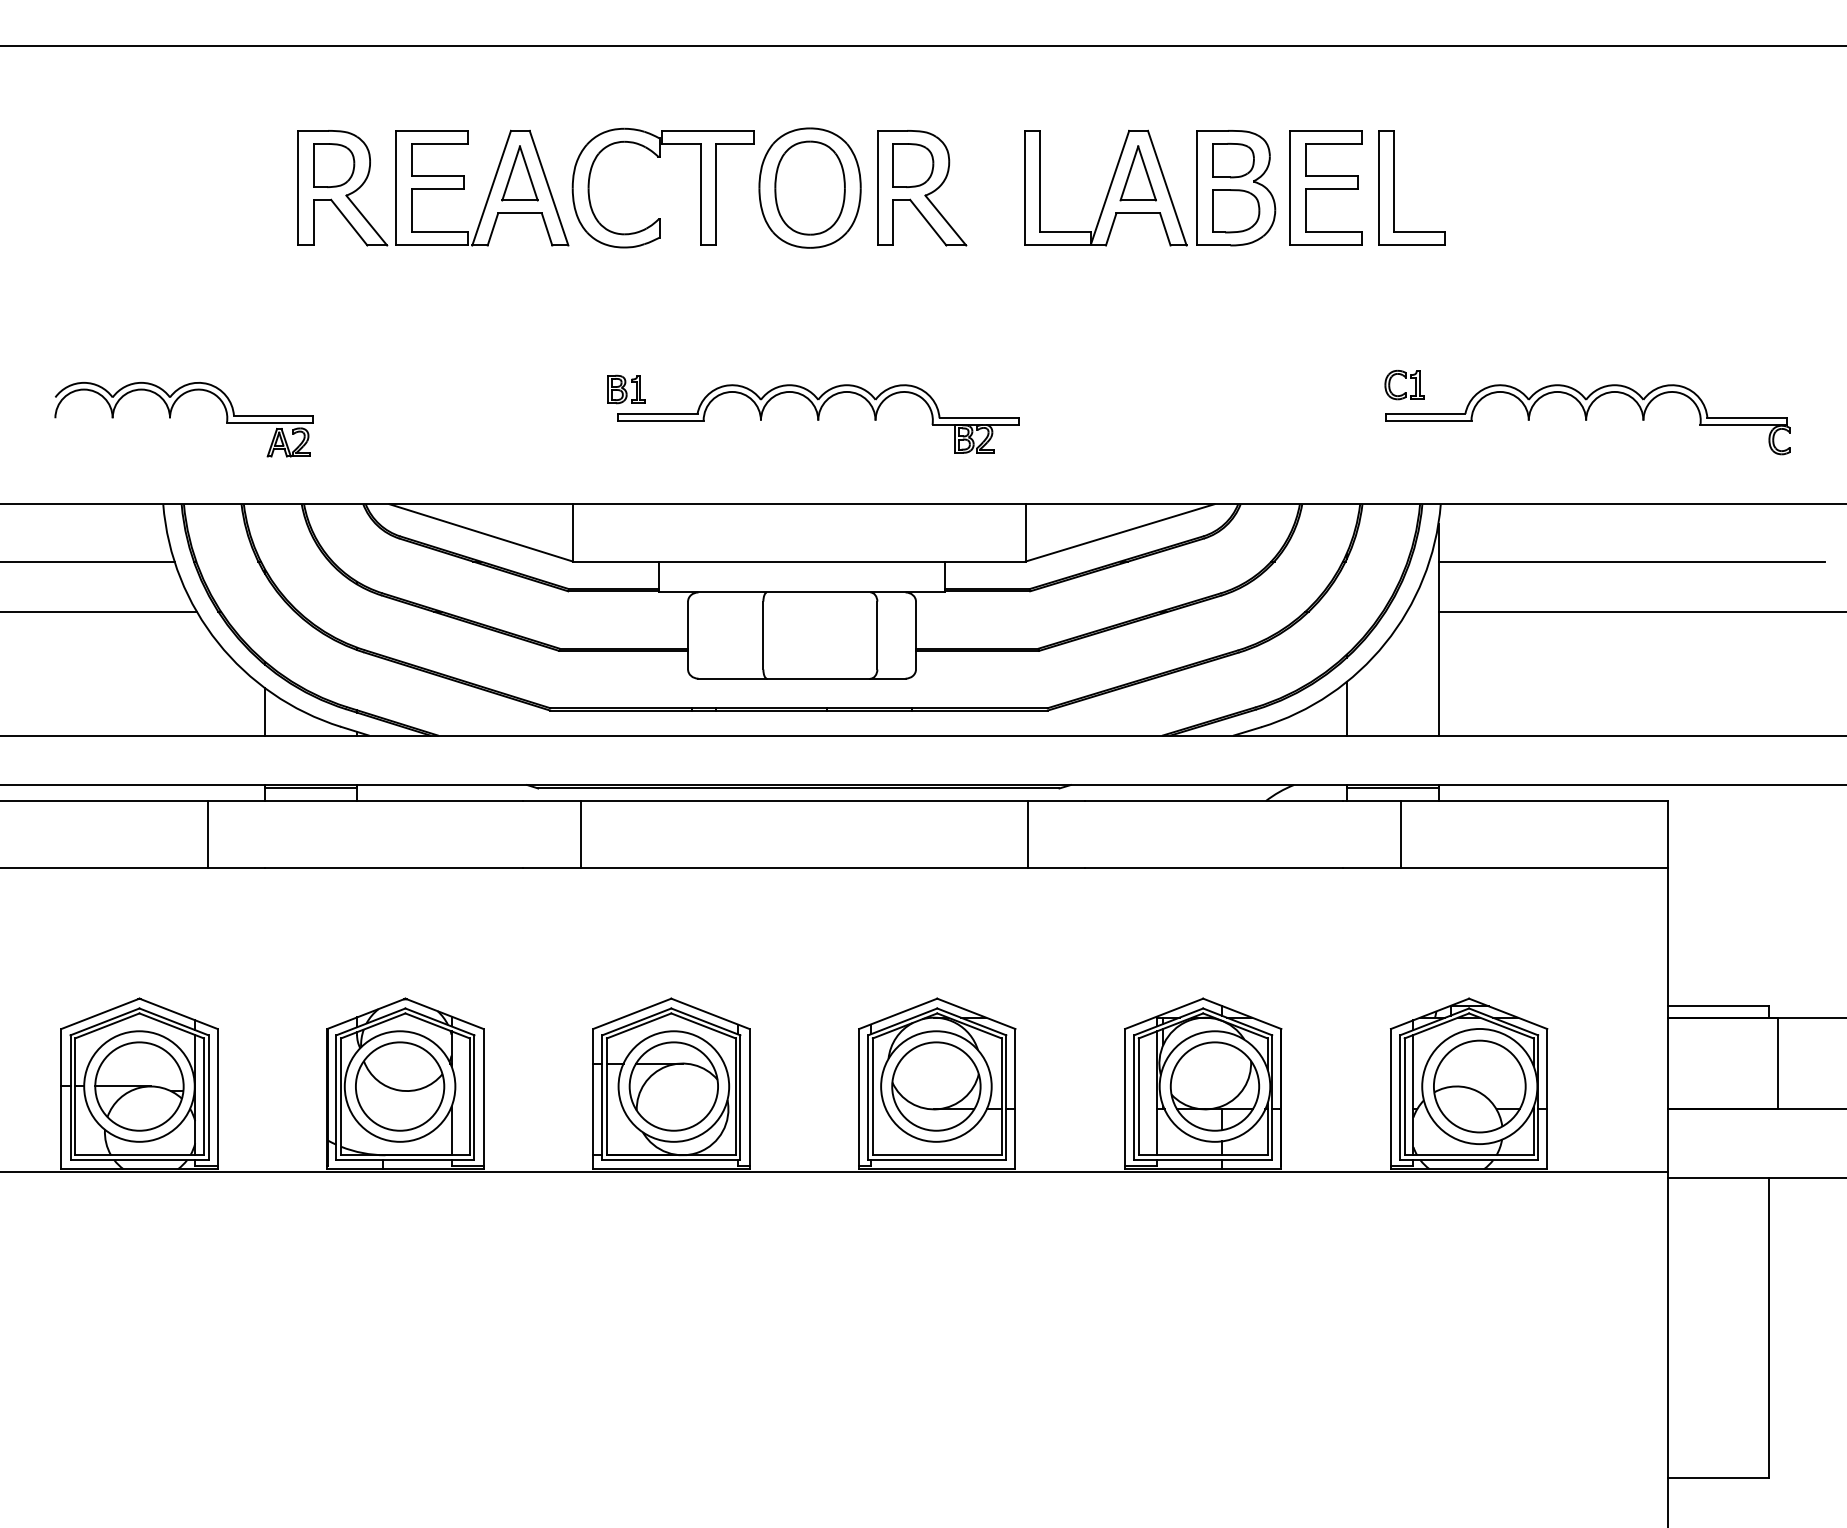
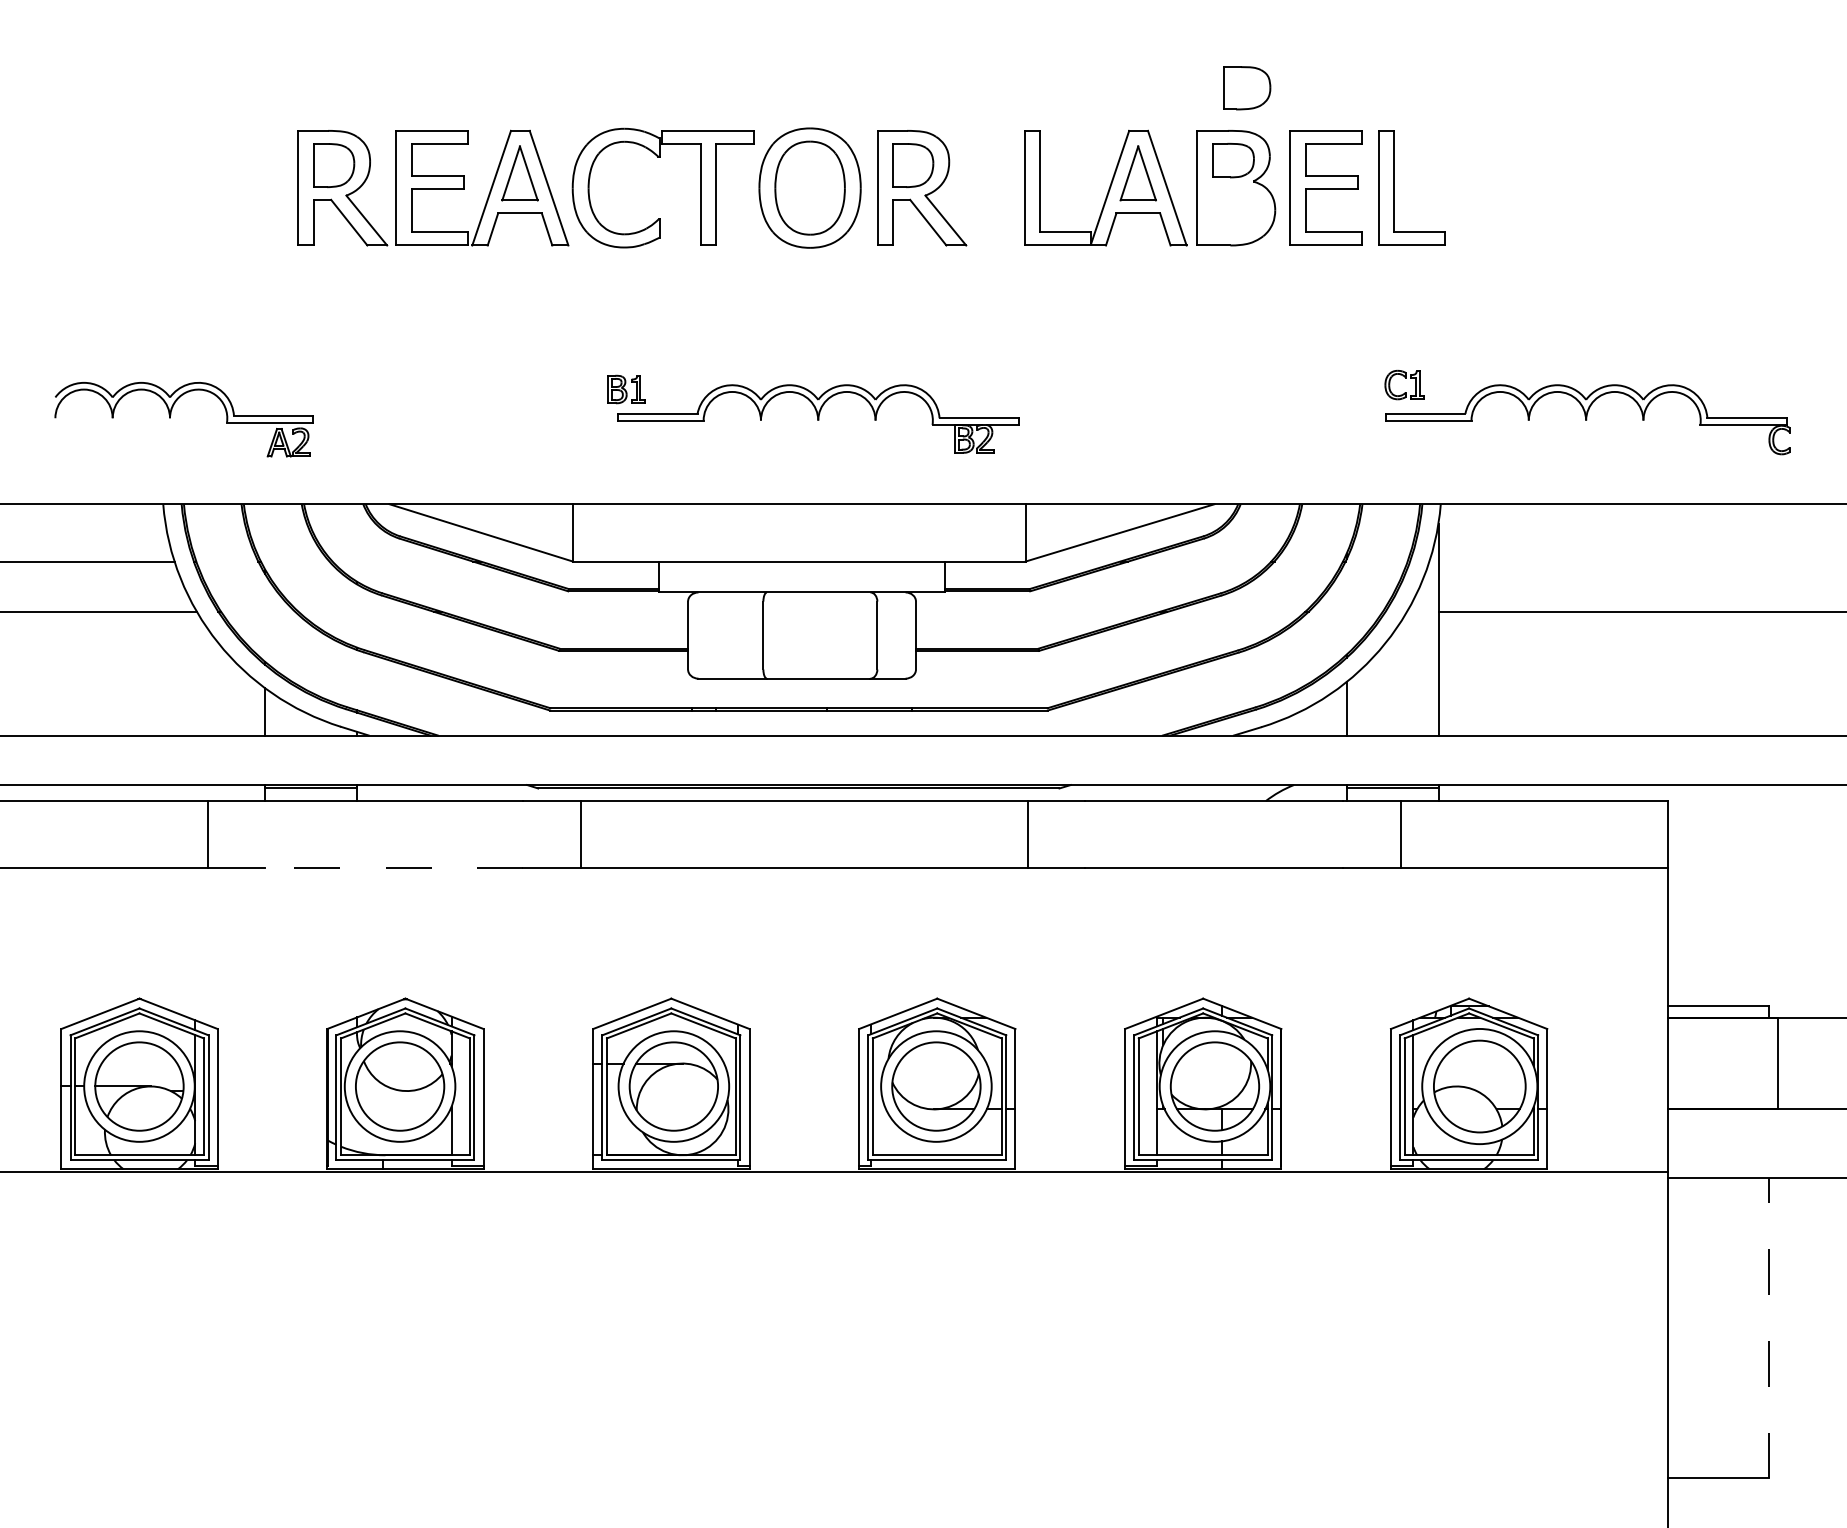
line: present -> none (922, 45)
part position: (1236, 211) -> (1247, 88) (1247, 88)
line: present -> none (1631, 561)
line: solid -> dashed (393, 867)
line: solid -> dashed (1769, 1327)
